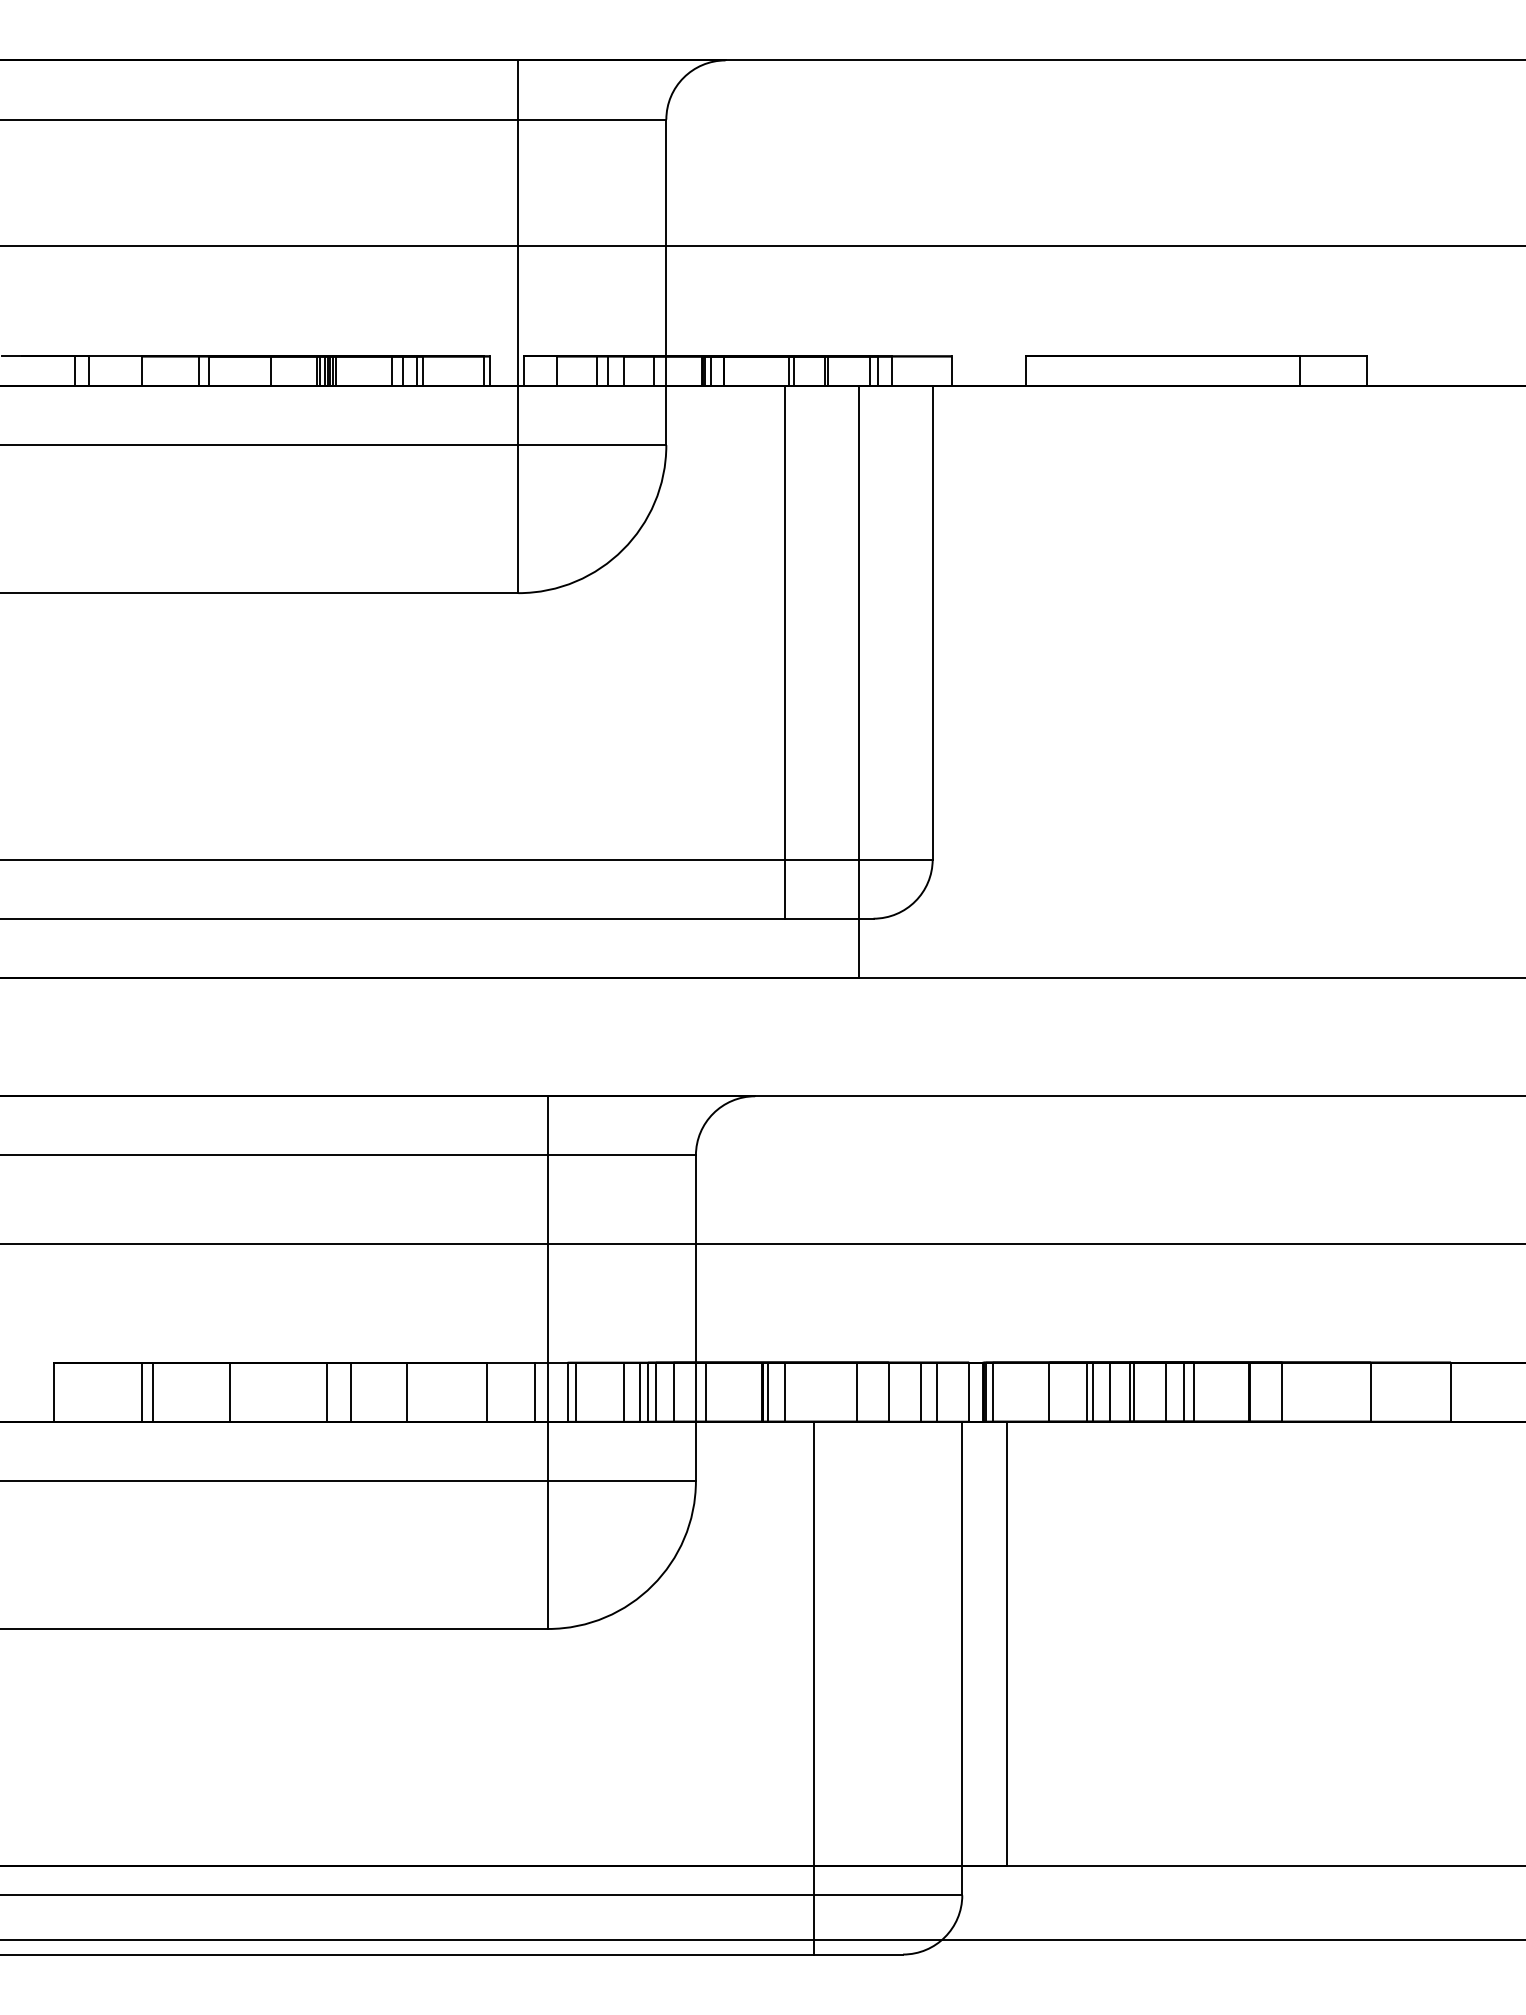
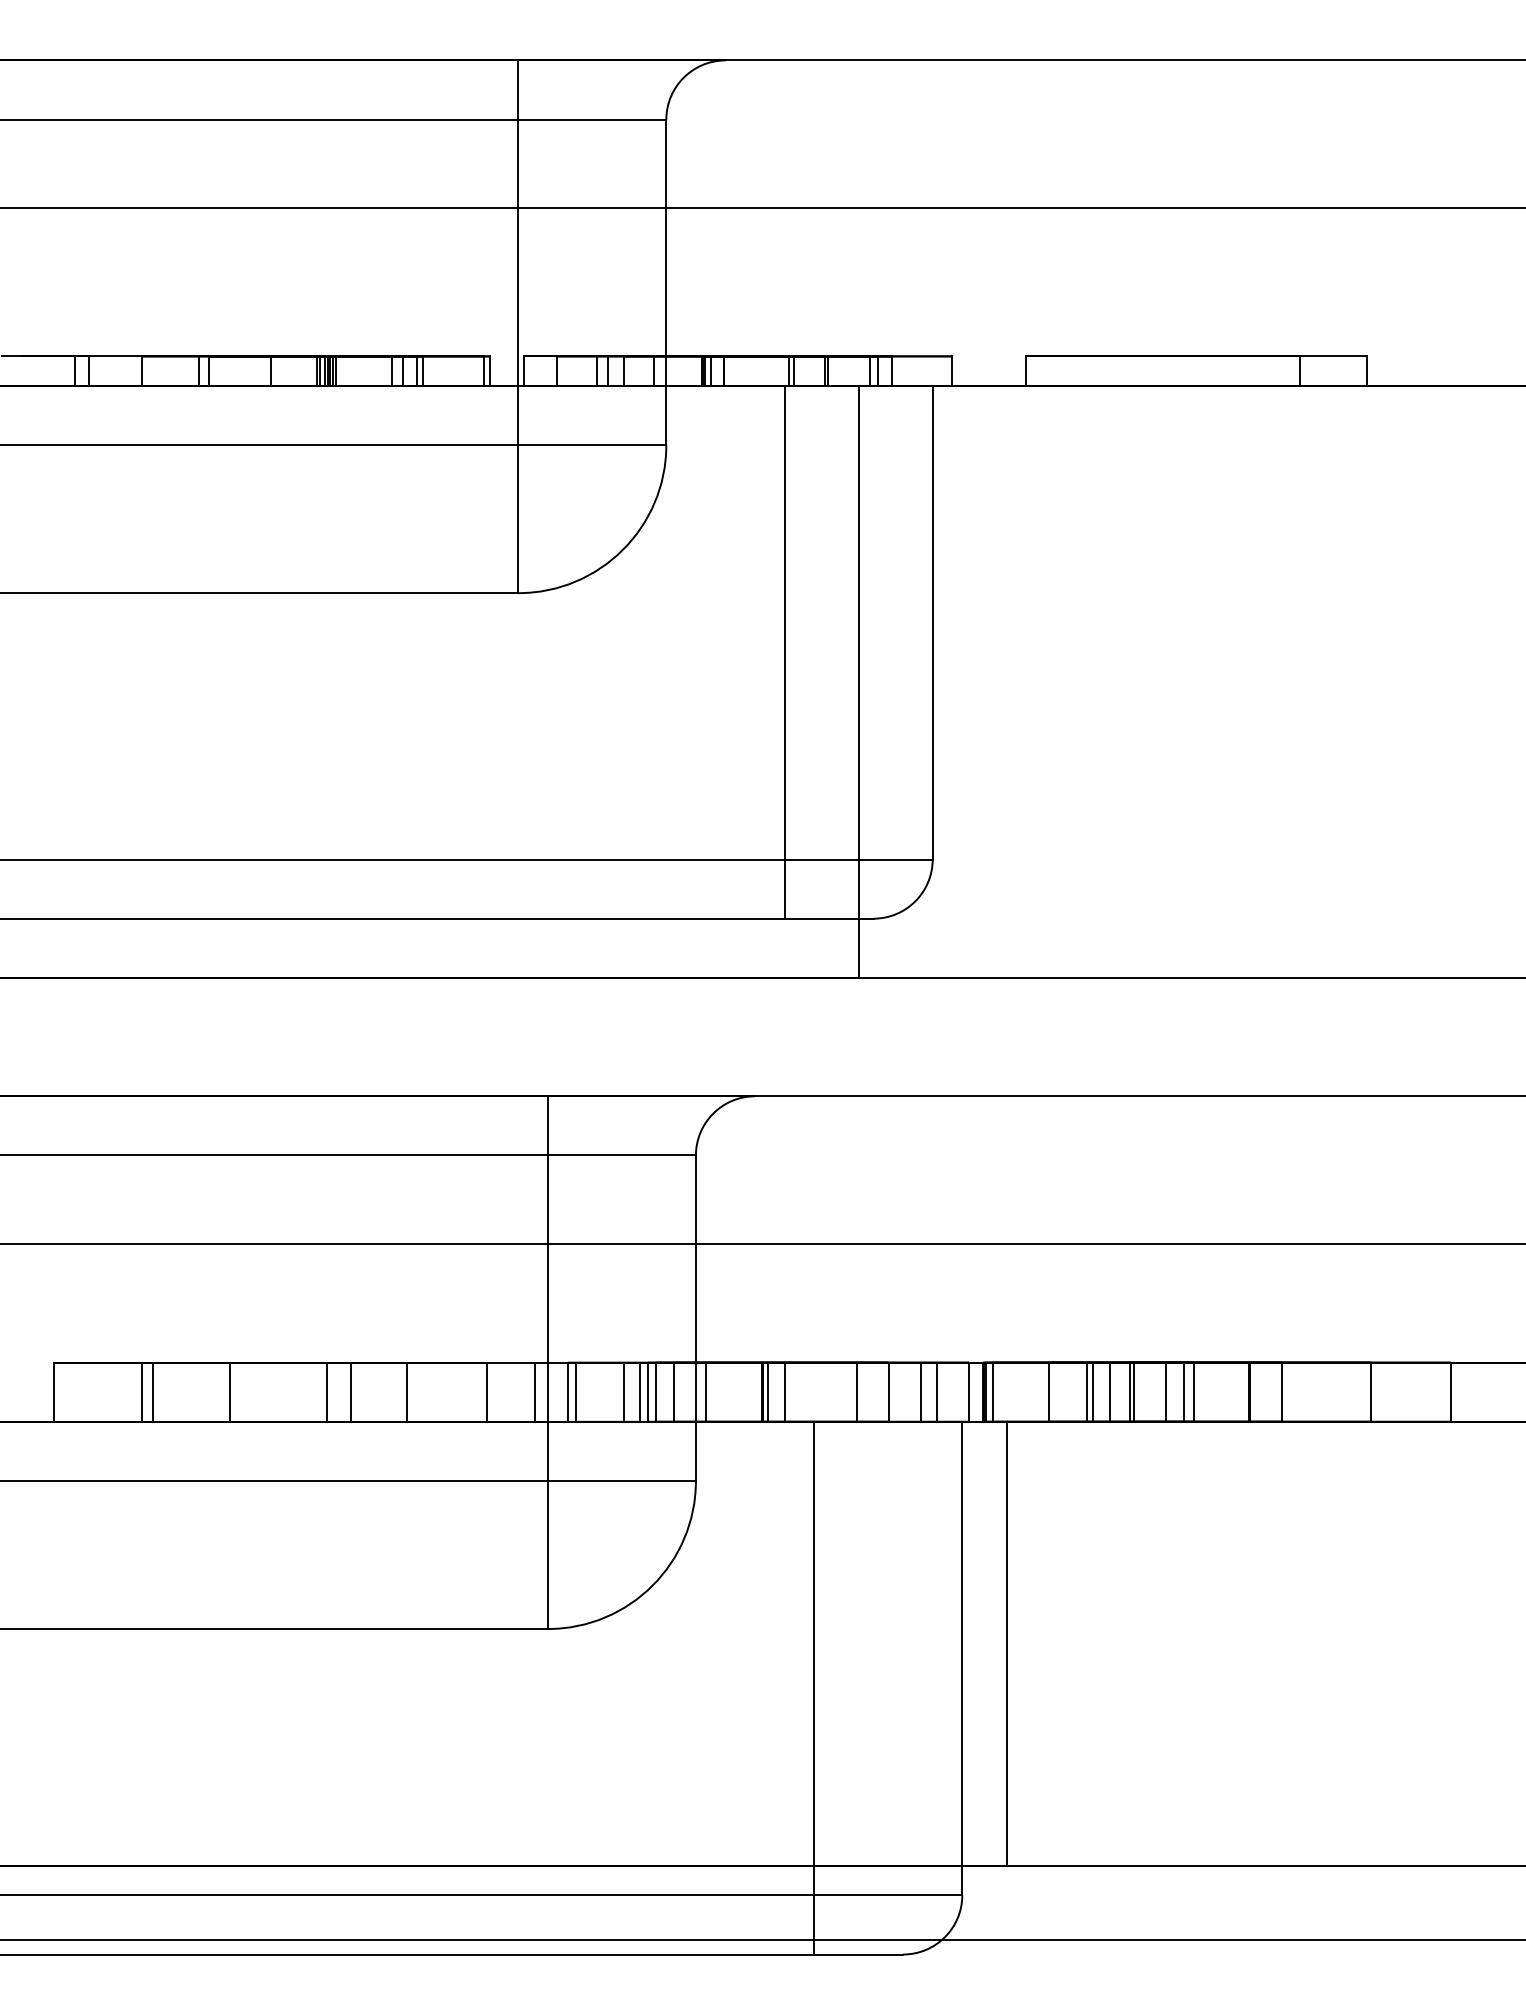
line position: (762, 246) -> (762, 208) (762, 208)
